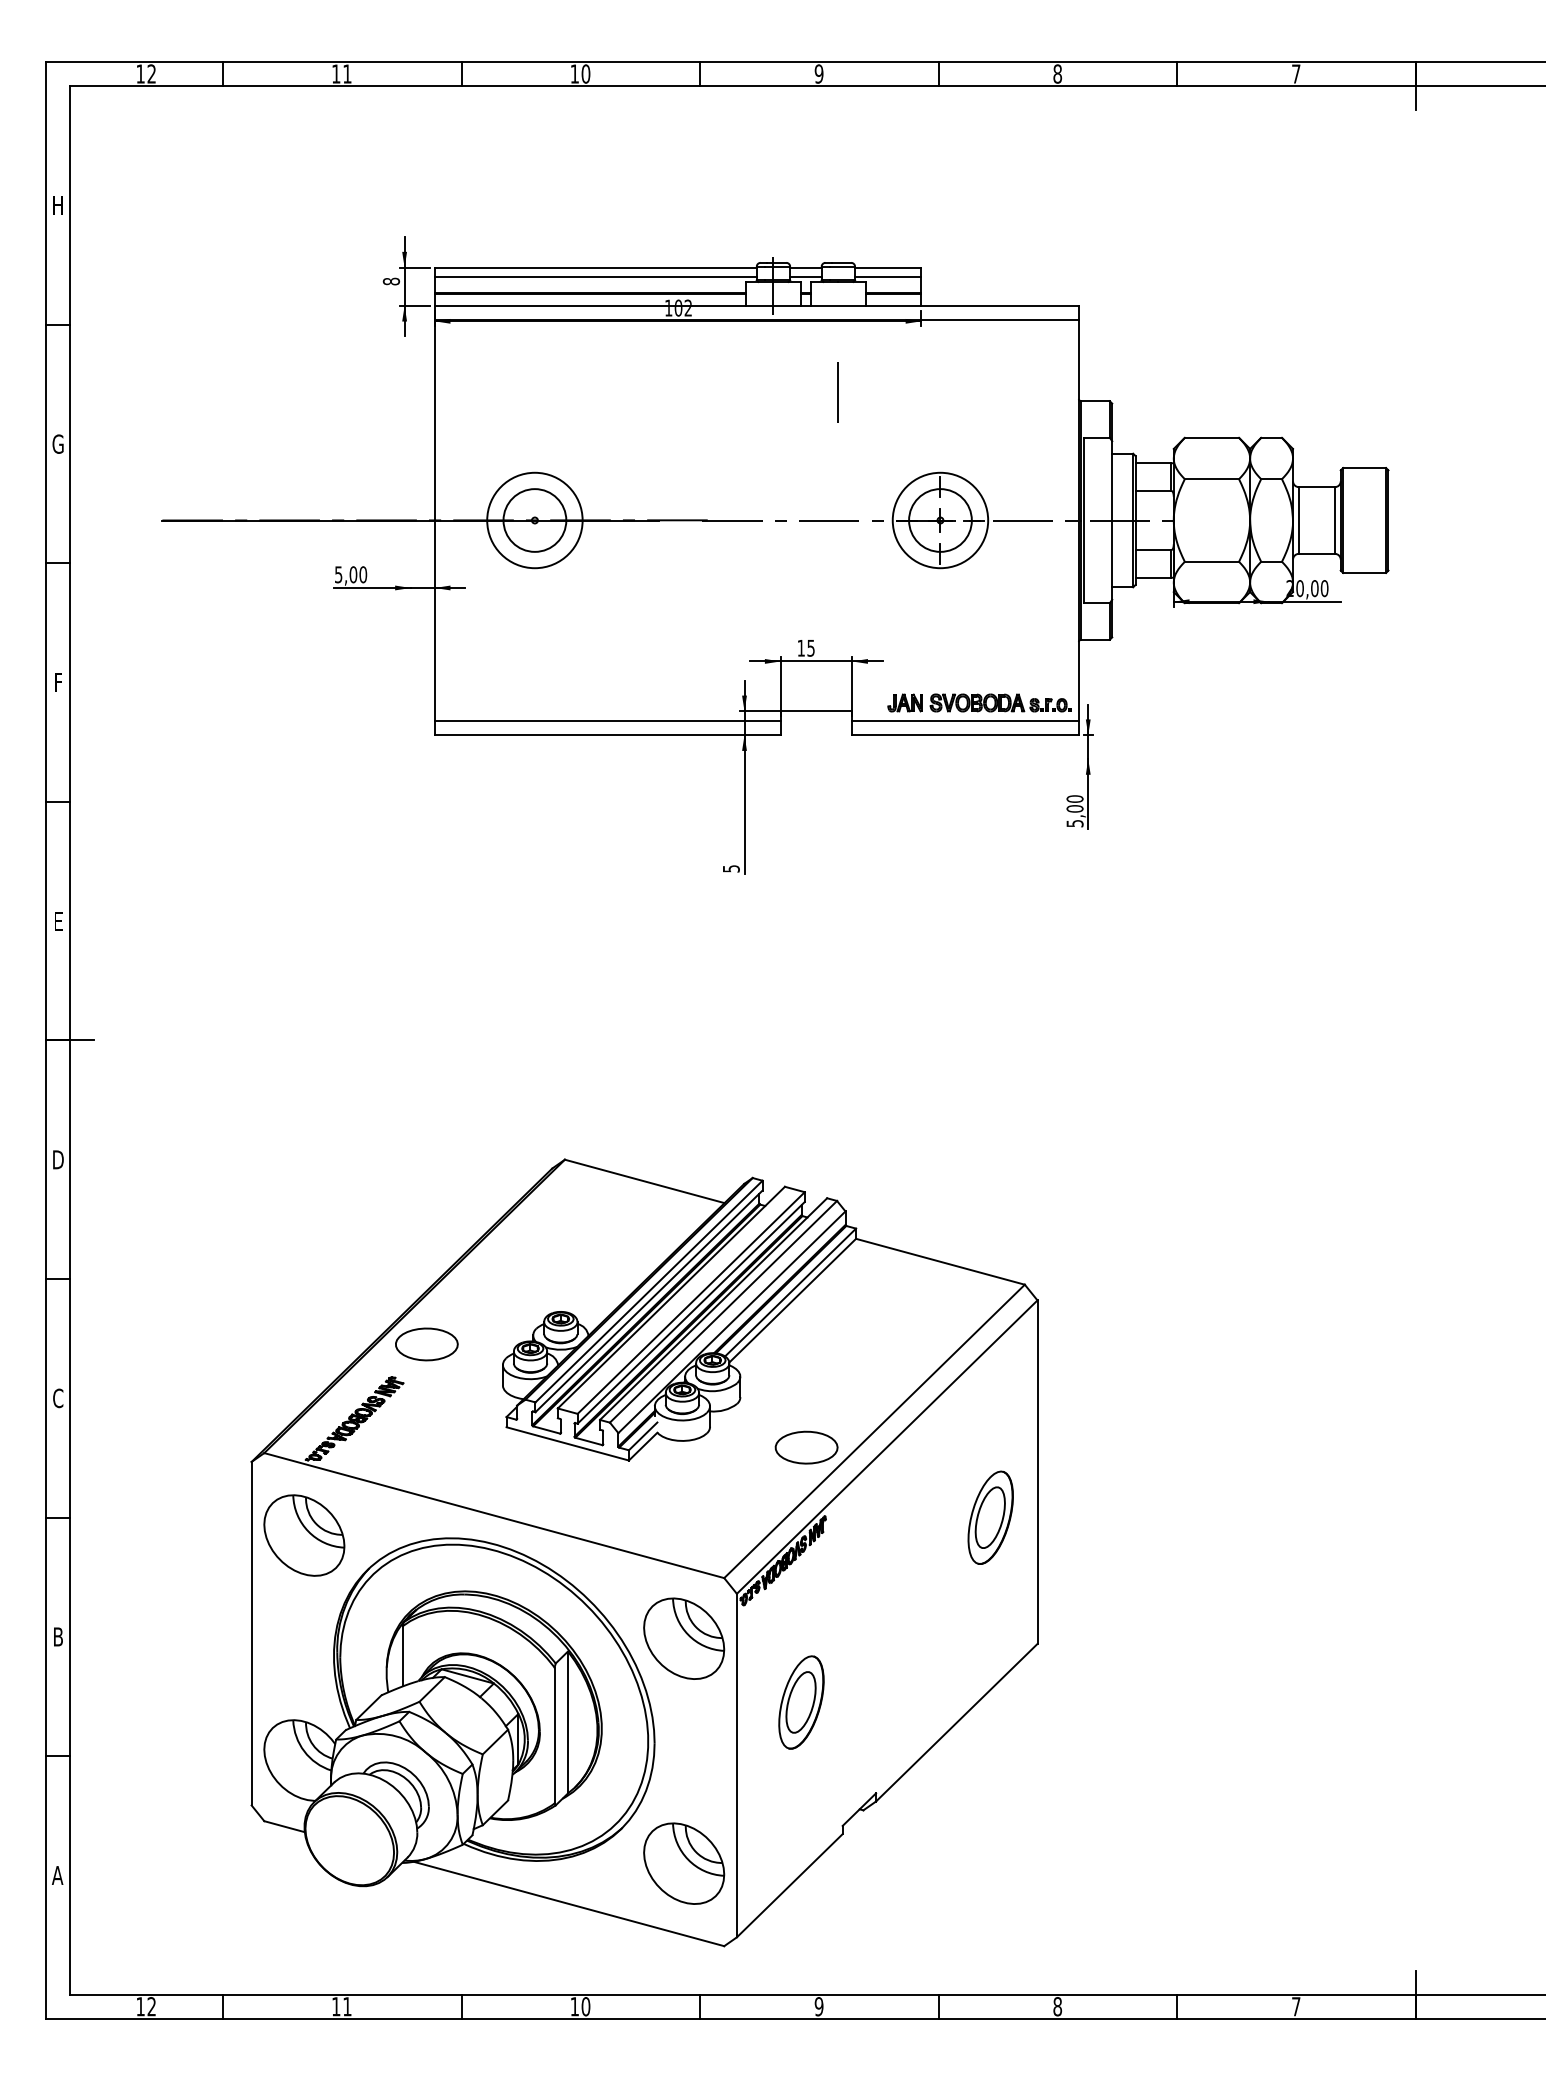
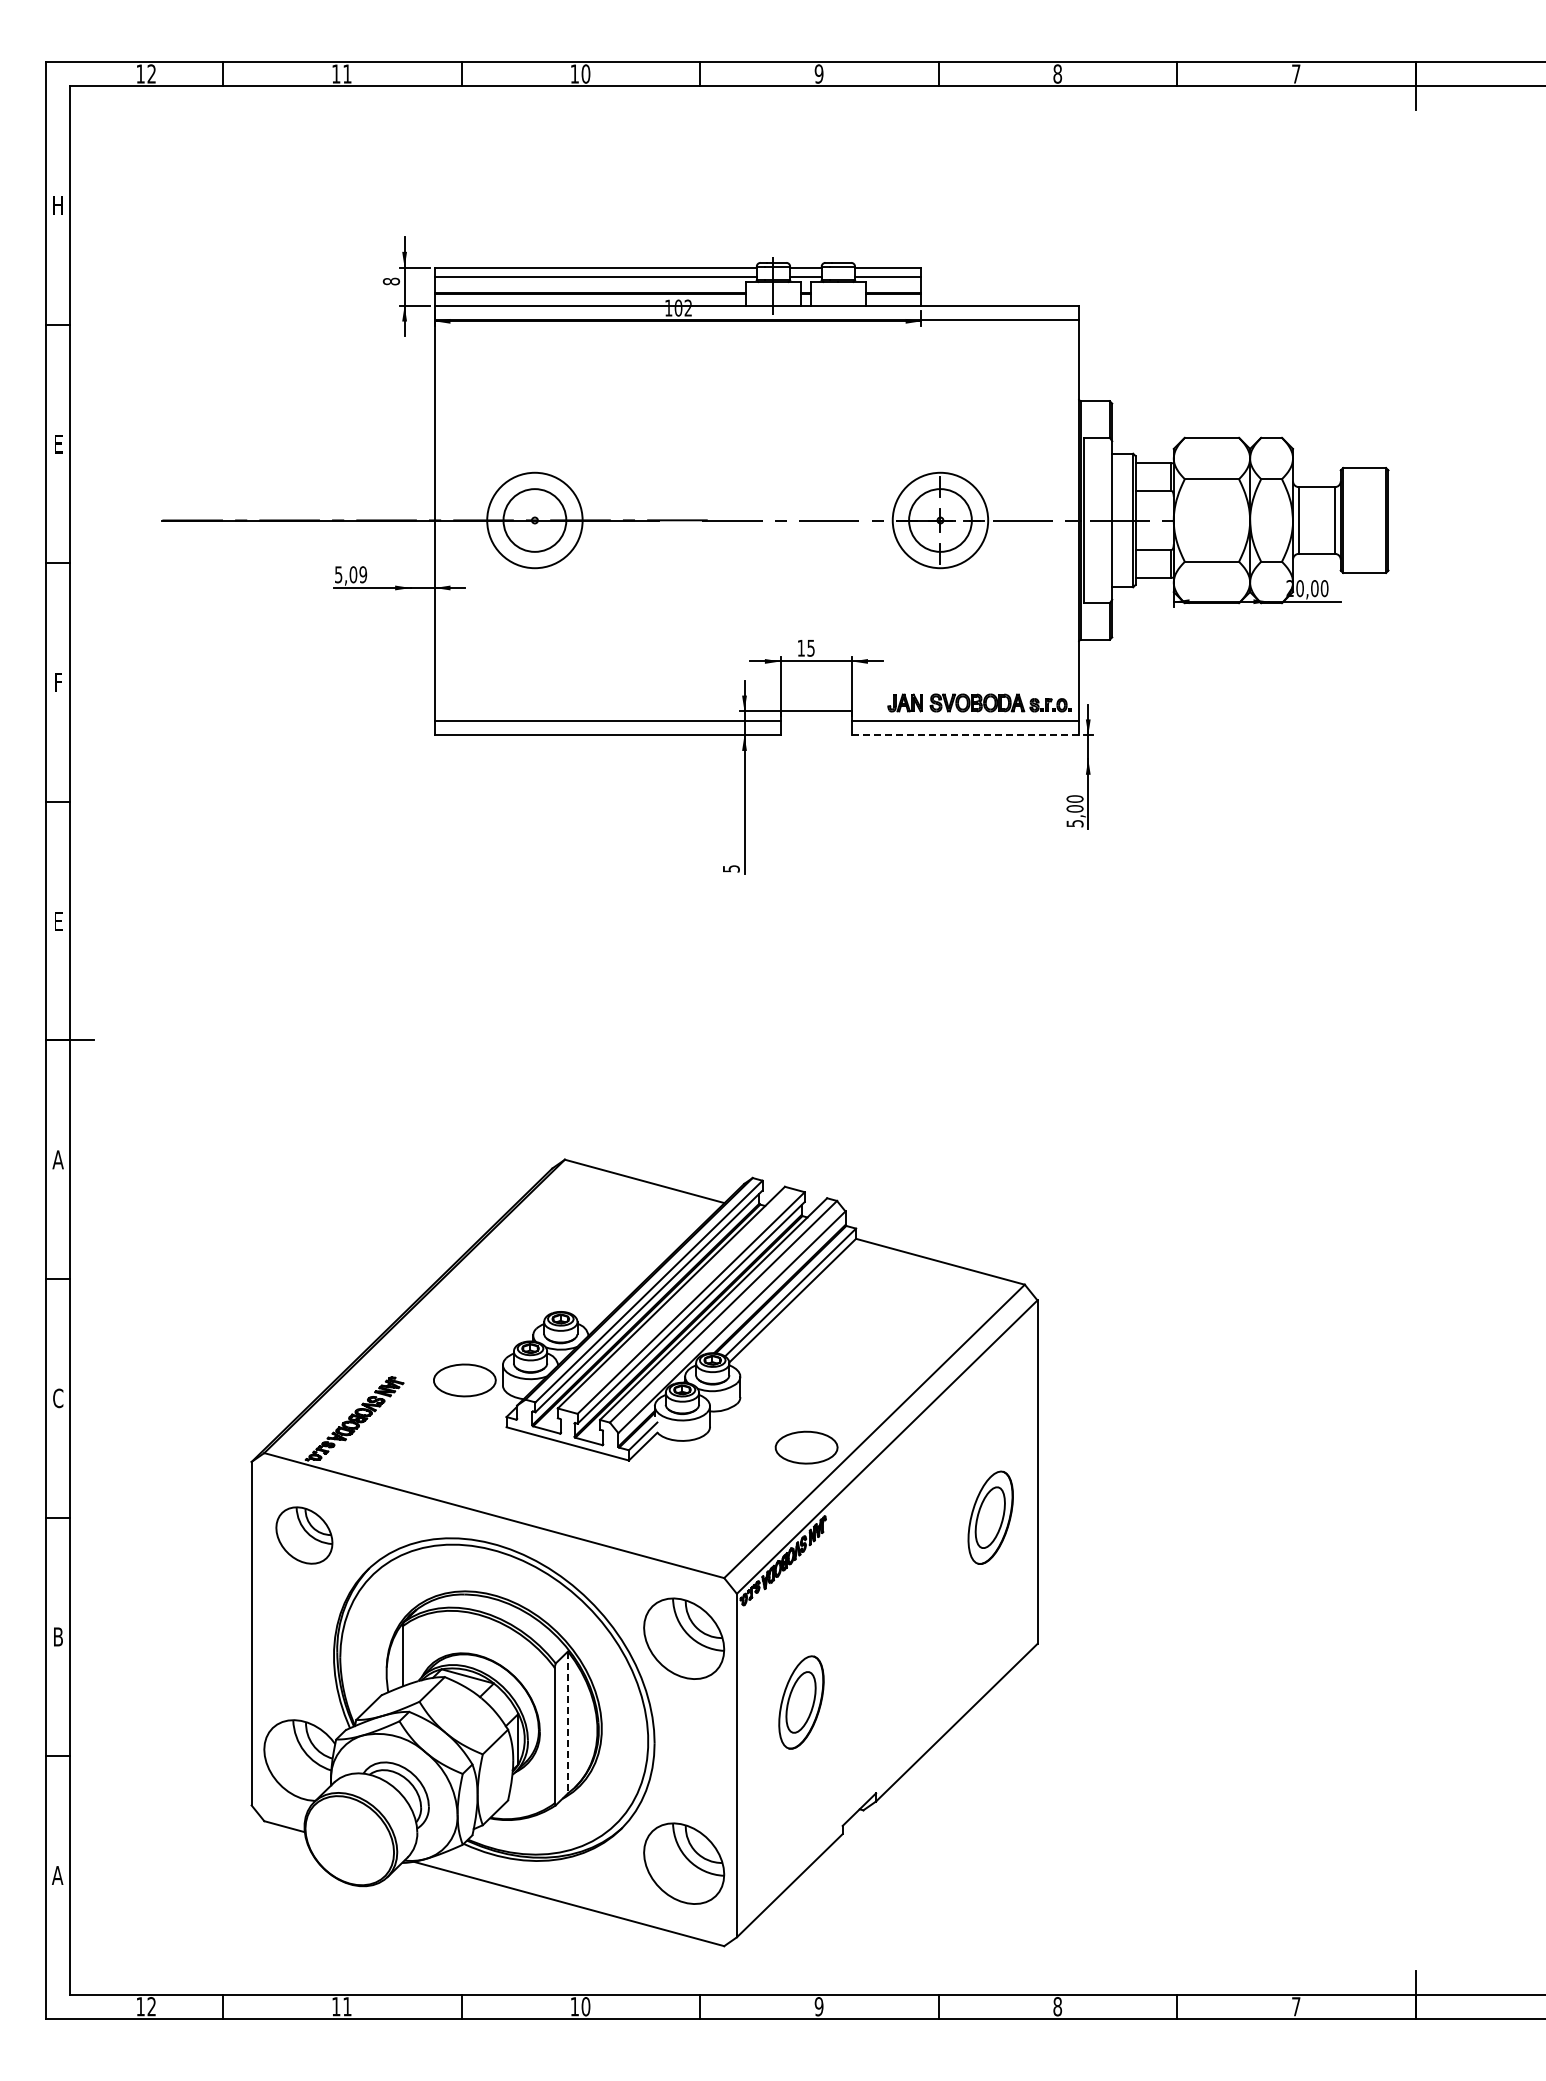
line: present -> none (838, 392)
text: G -> E (57, 443)
text: 5,00 -> 5,09 (362, 574)
line: solid -> dashed (966, 735)
text: D -> A (57, 1159)
part position: (426, 1344) -> (464, 1380) (464, 1380)
part size: 83x83 px -> 59x59 px (304, 1535)
line: solid -> dashed (568, 1722)
